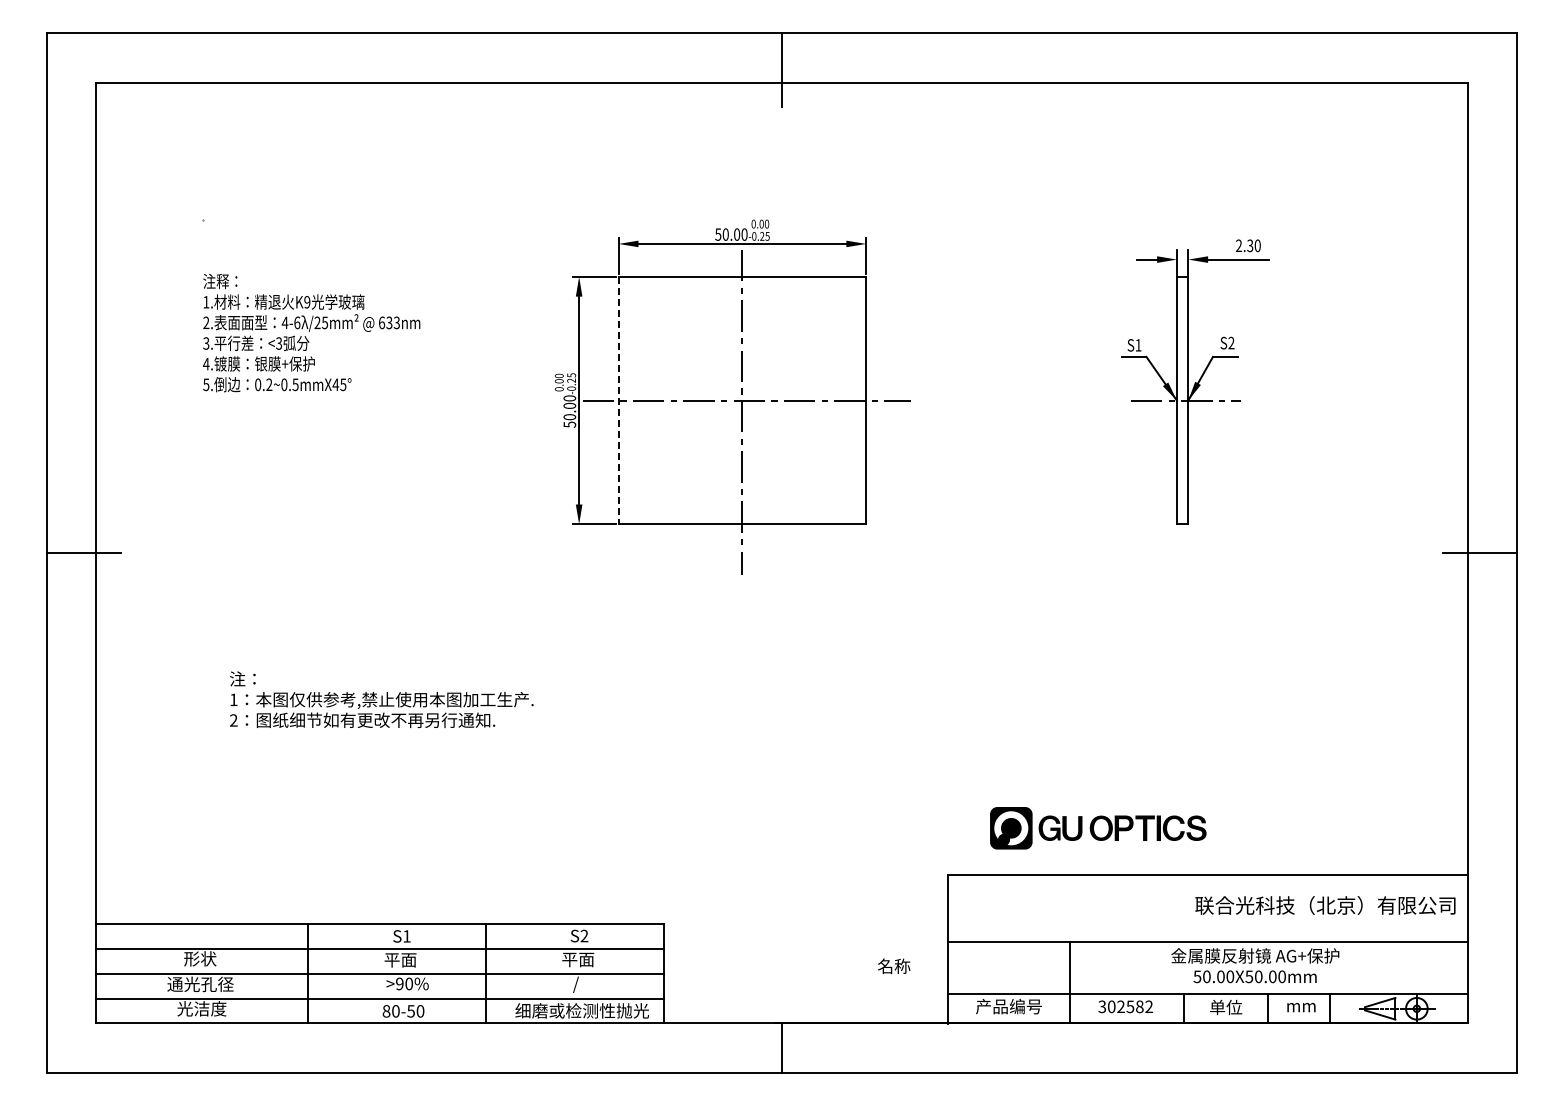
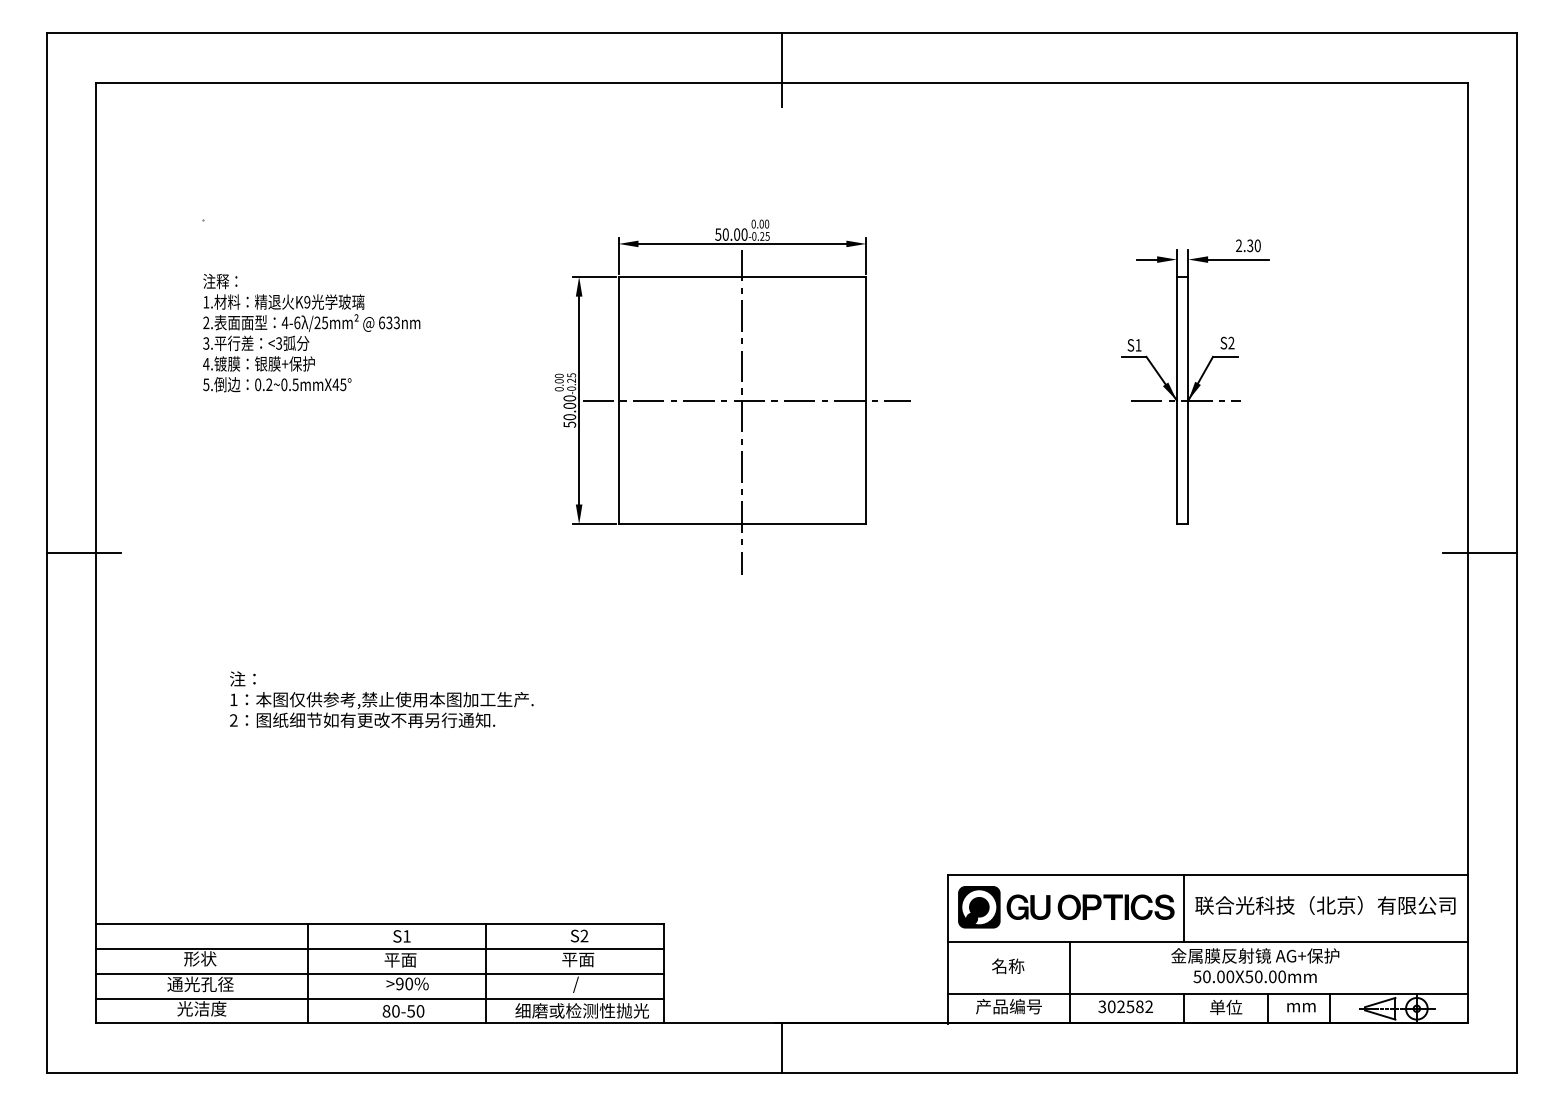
line: dashed -> solid (618, 400)
part position: (1098, 828) -> (1066, 907) (1066, 907)
line: none -> present (1183, 907)
text position: (894, 965) -> (1008, 965) (1008, 965)
